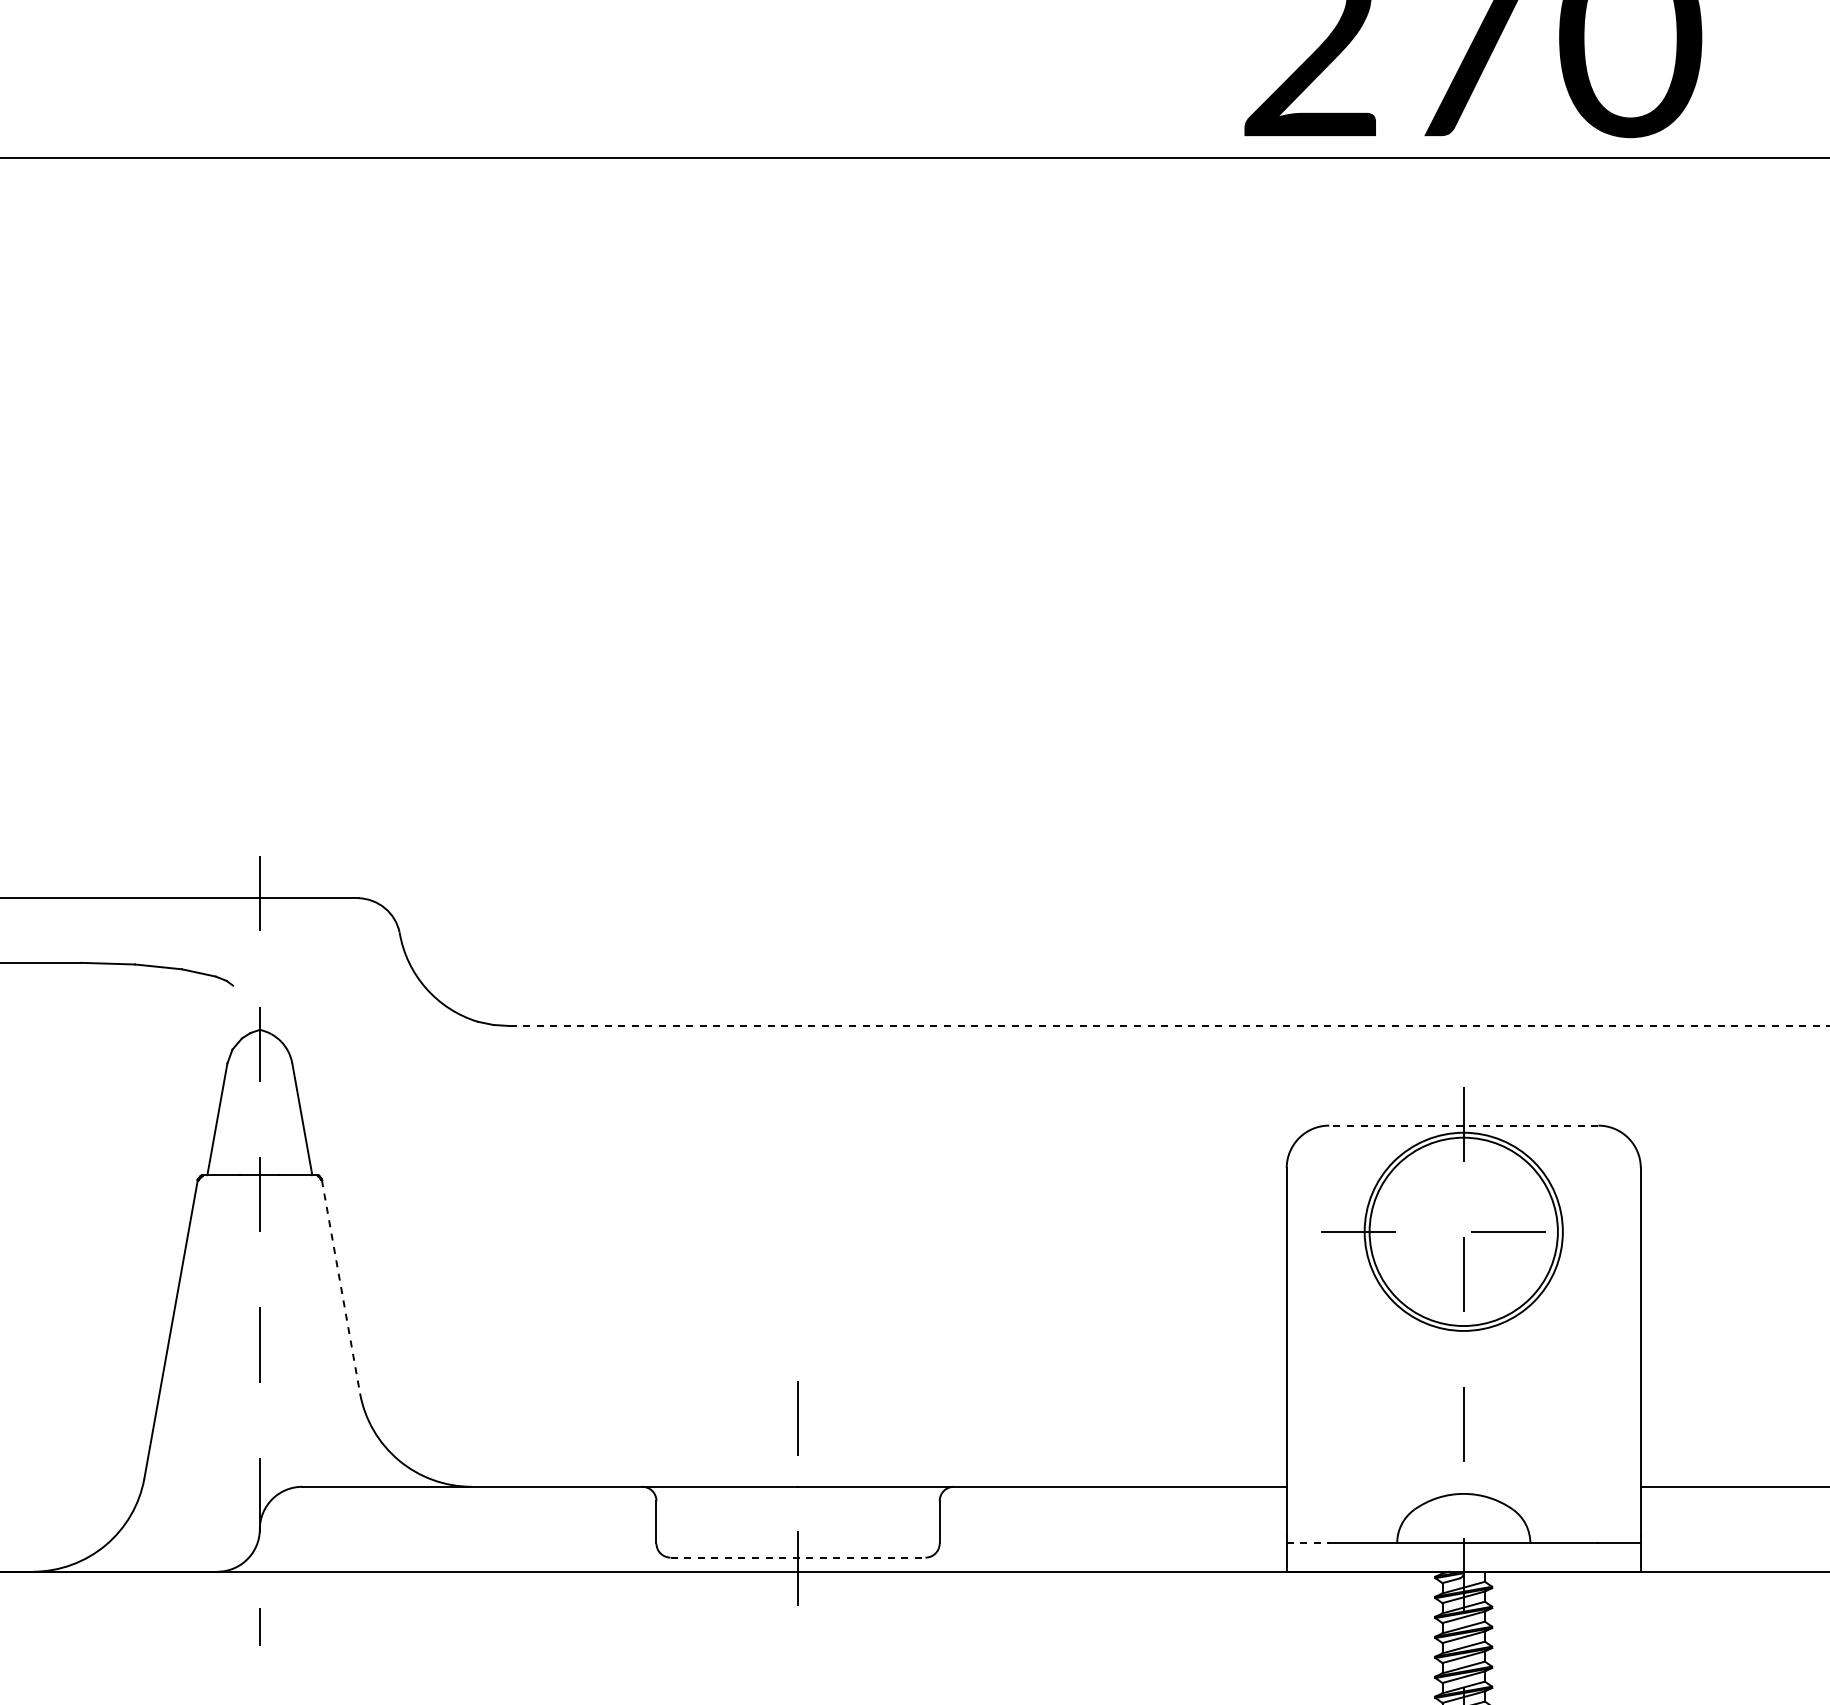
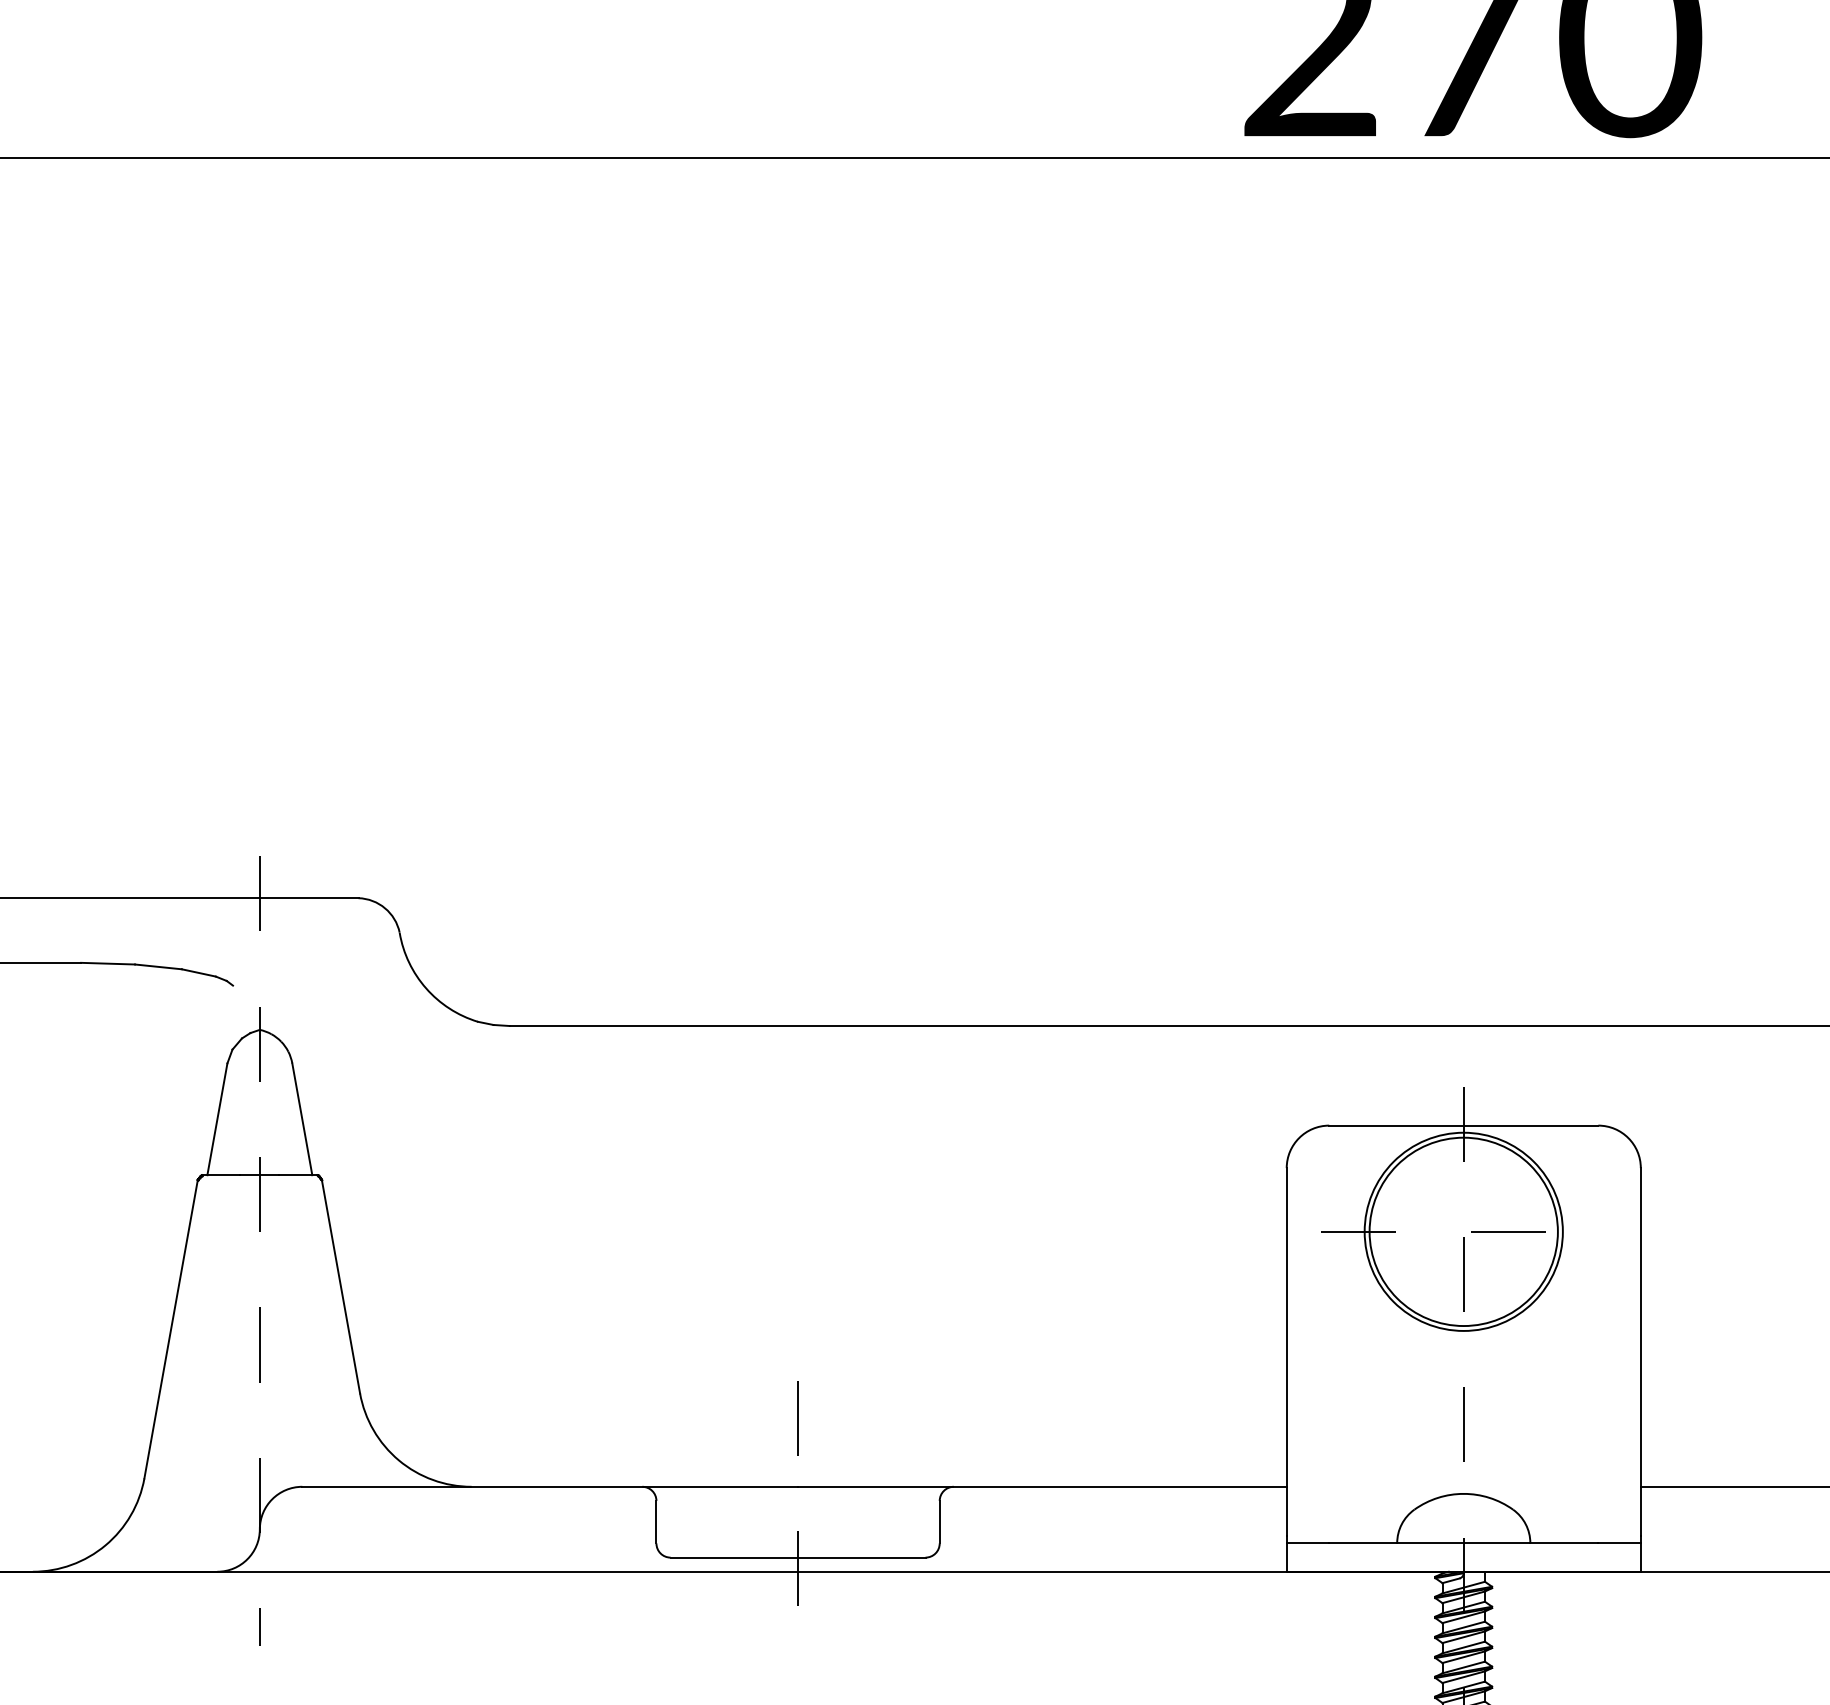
line: dashed -> solid (1169, 1026)
line: dashed -> solid (1463, 1125)
line: dashed -> solid (341, 1287)
line: dashed -> solid (1308, 1543)
line: dashed -> solid (798, 1557)
